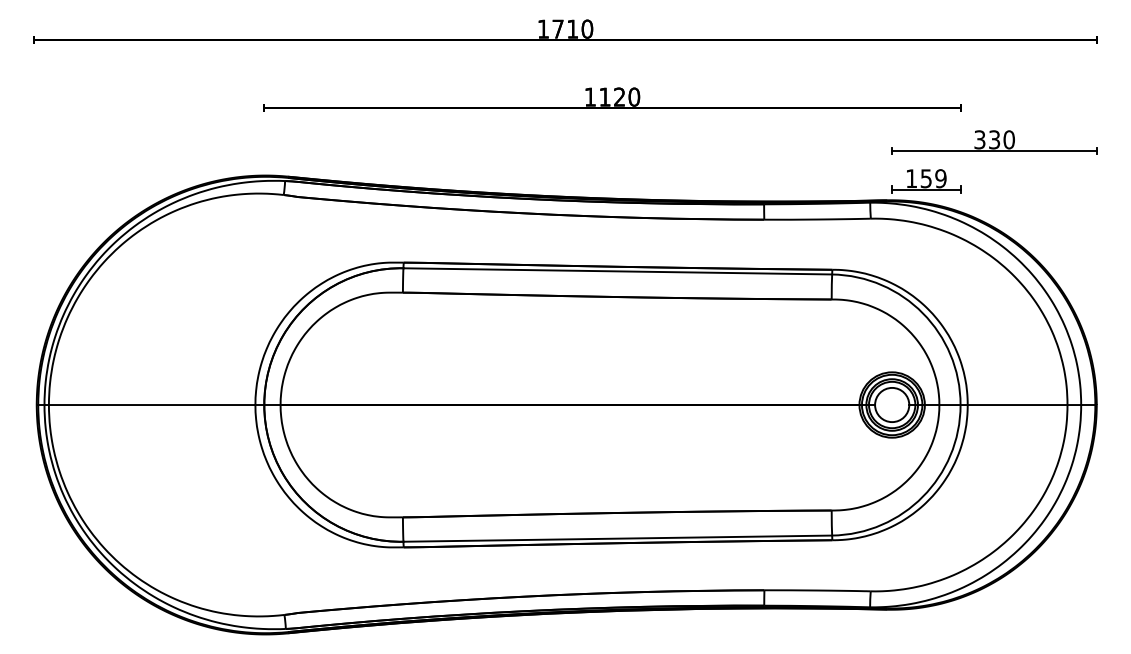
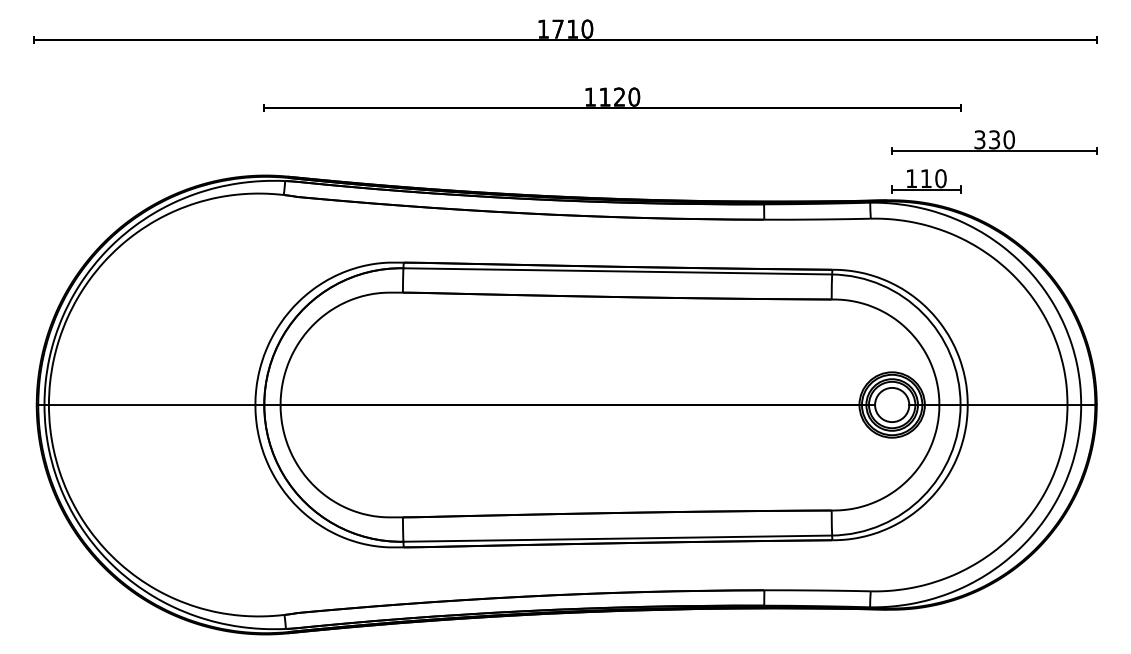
text: 159 -> 110 (933, 178)
